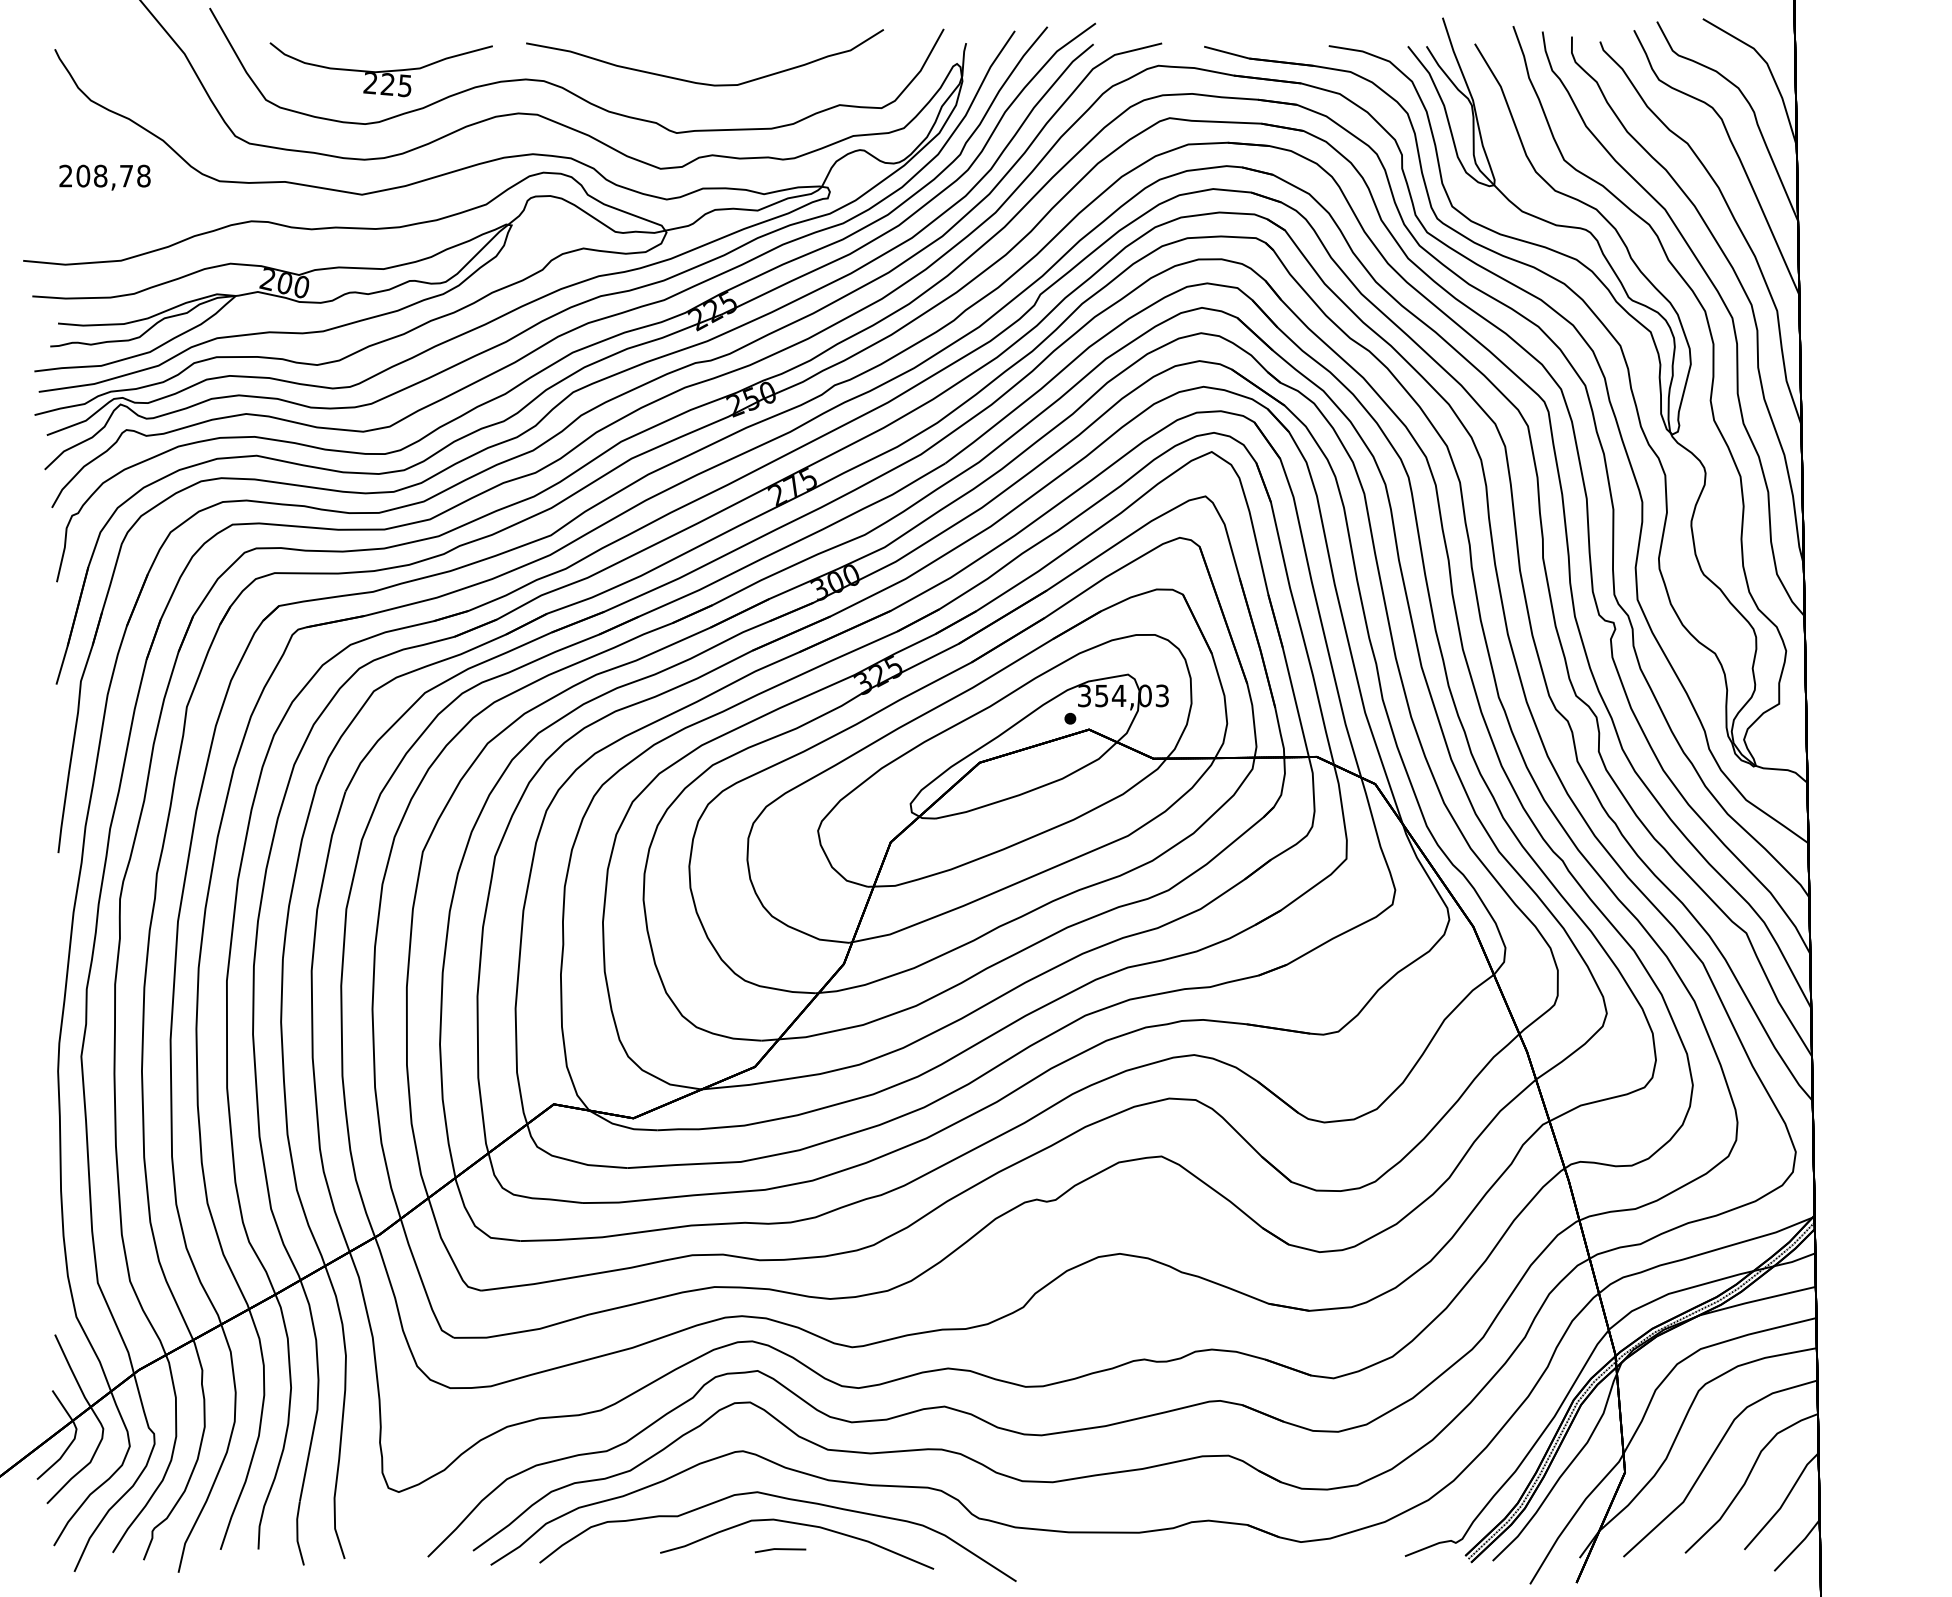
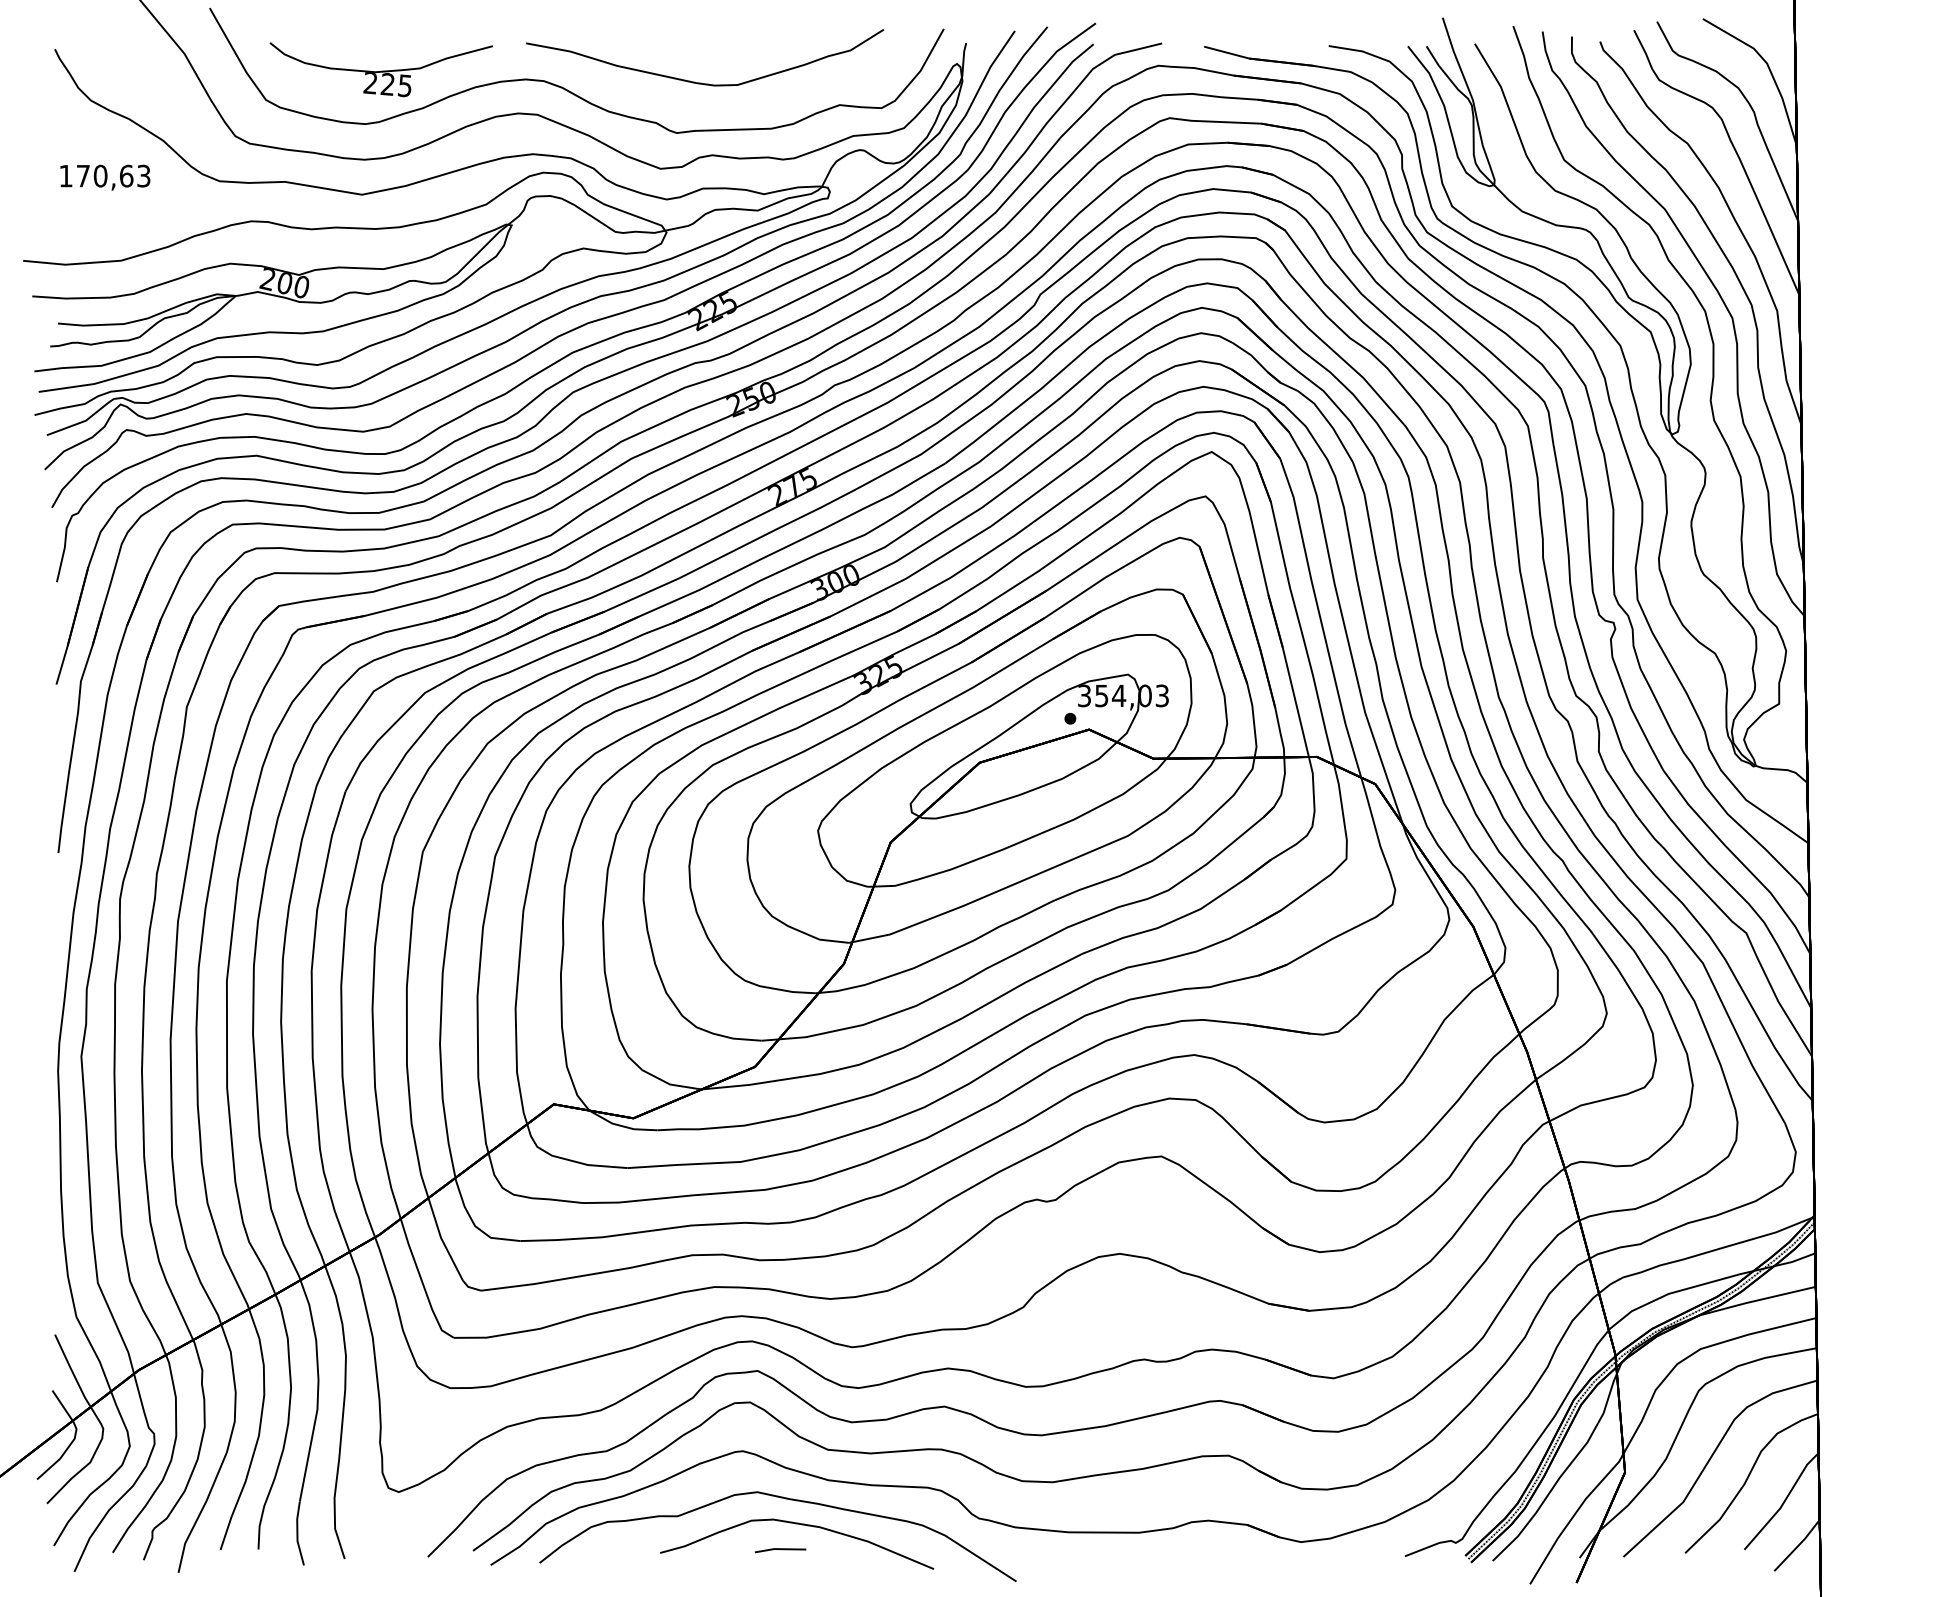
text: 208,78 -> 170,63 (104, 175)
